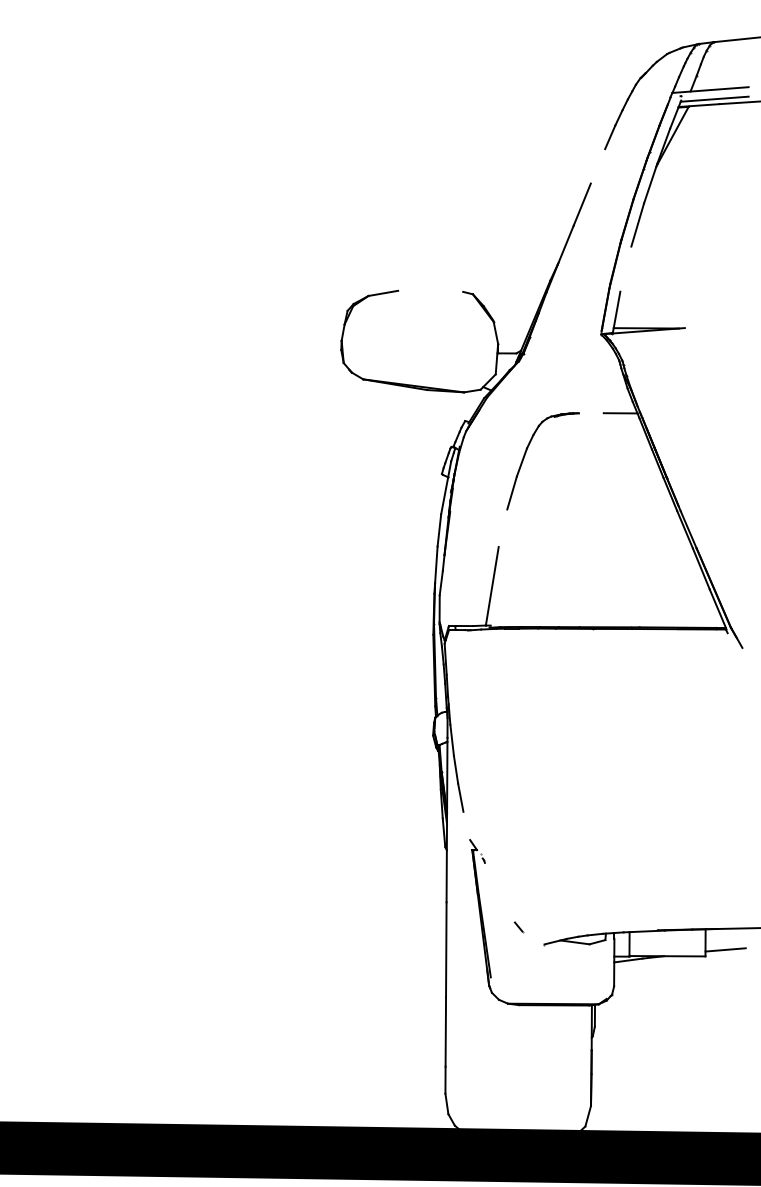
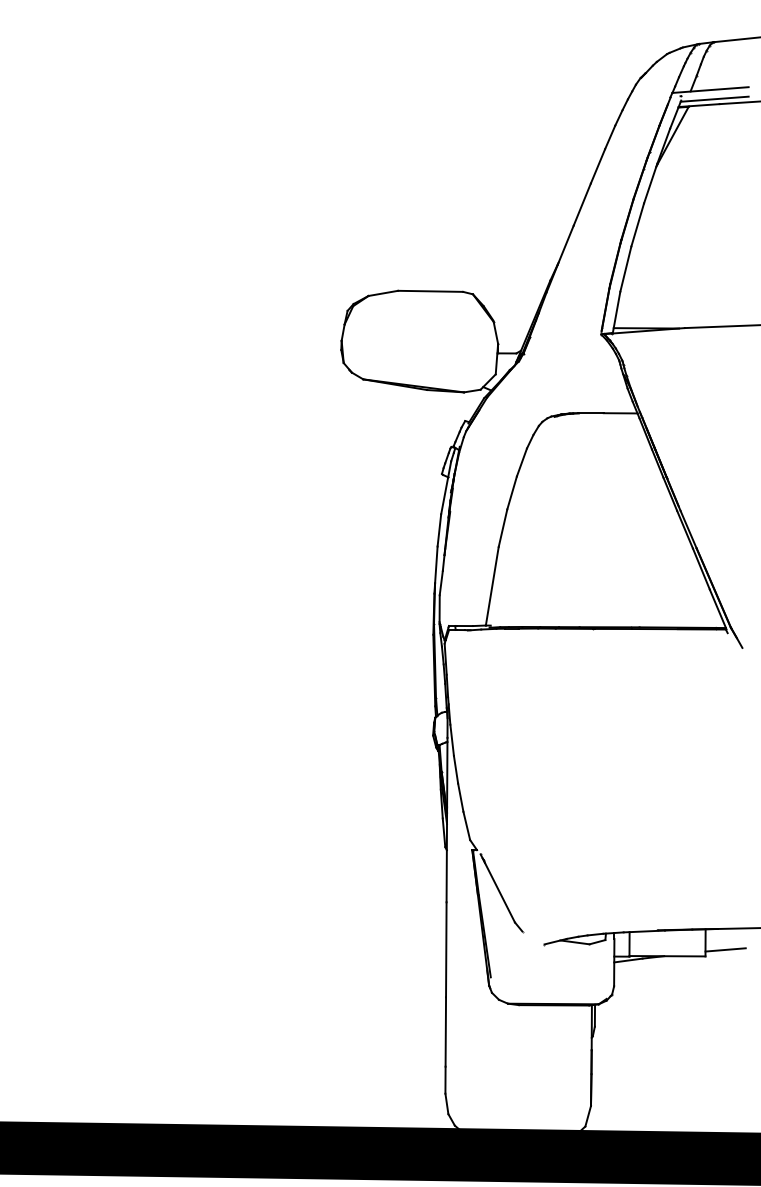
line: none -> present (597, 166)
line: none -> present (625, 268)
line: none -> present (430, 290)
line: none -> present (720, 326)
line: none -> present (590, 413)
line: none -> present (502, 528)
line: none -> present (466, 825)
line: none -> present (497, 888)
